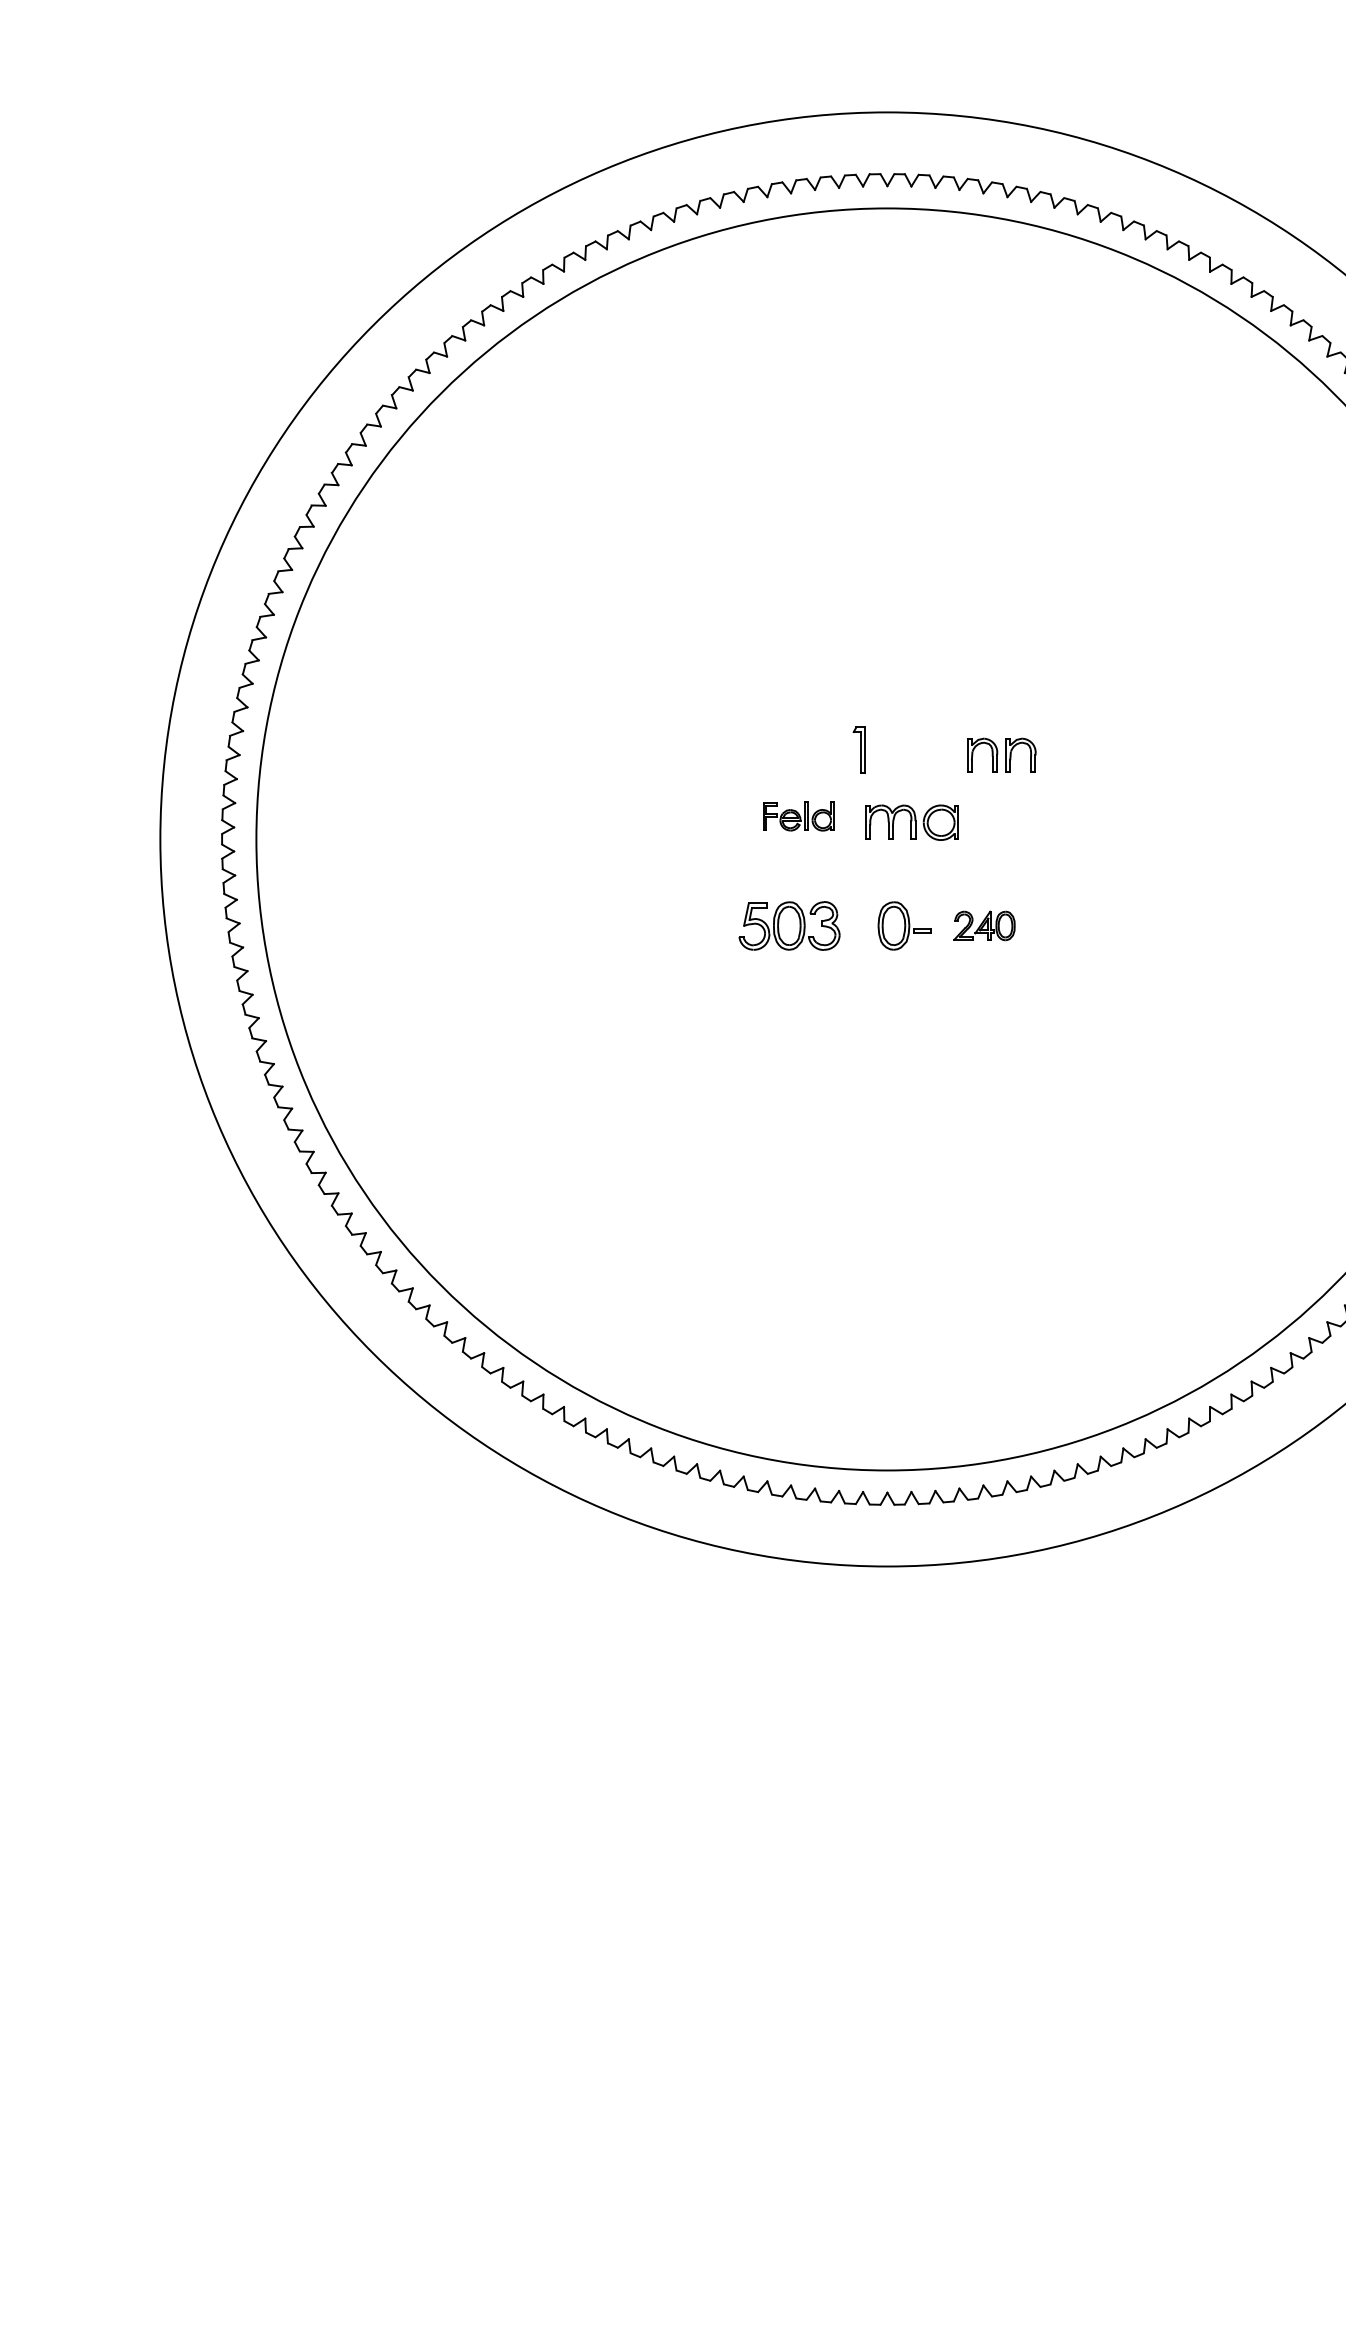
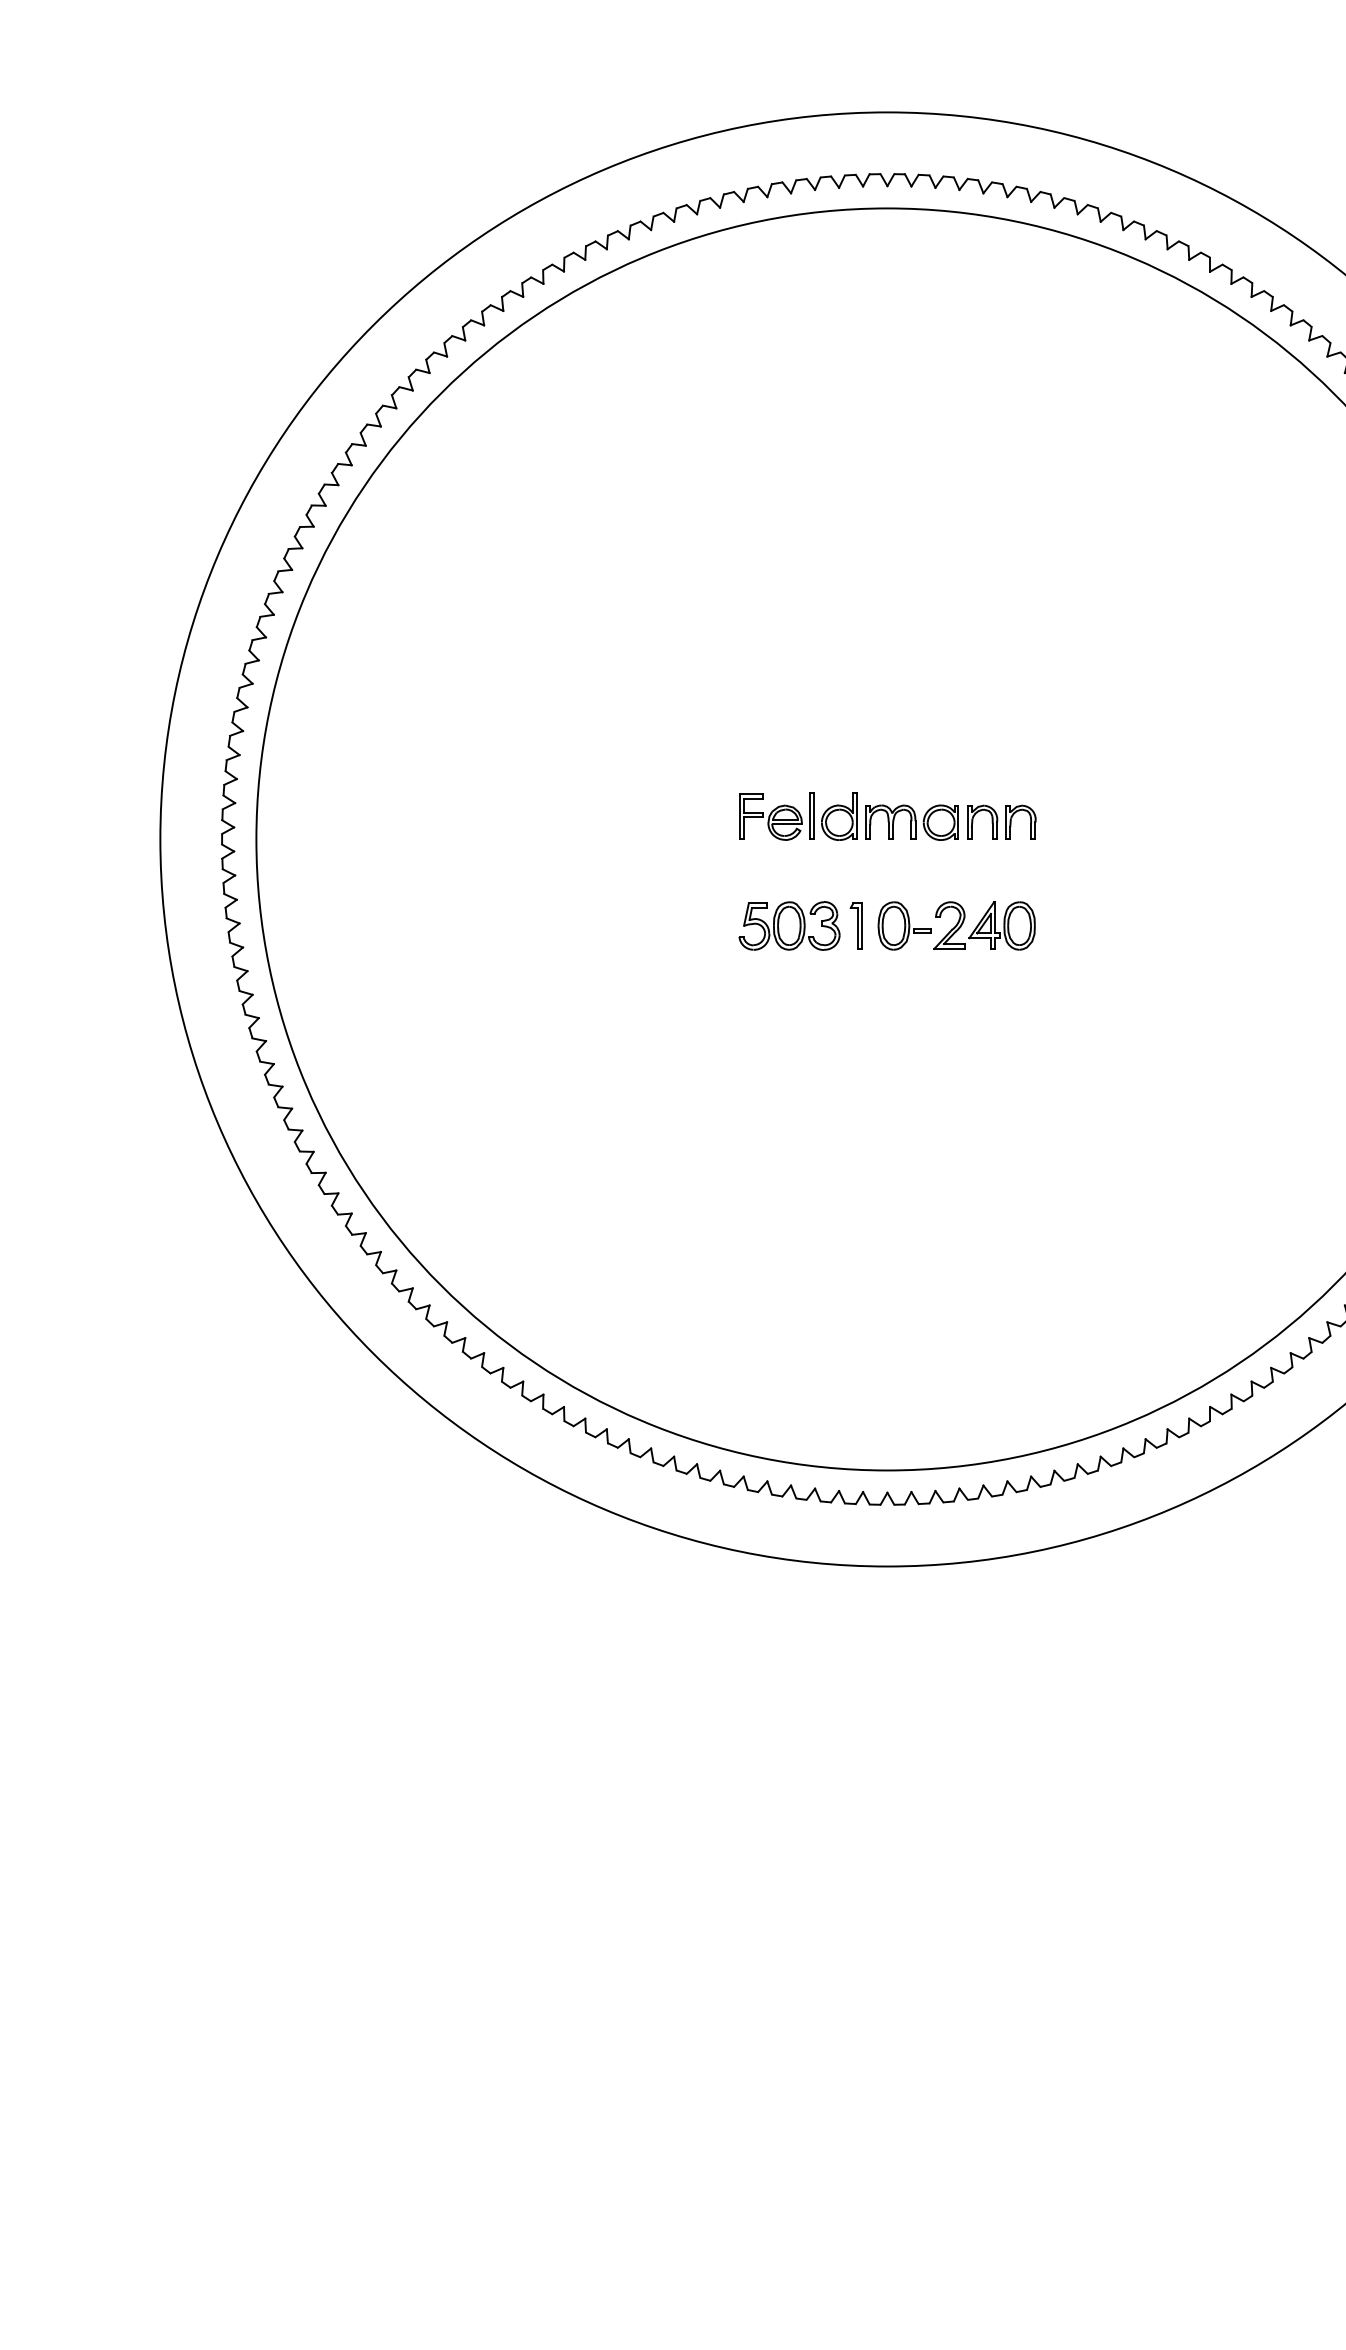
part position: (858, 749) -> (855, 925) (855, 925)
part position: (1001, 754) -> (1001, 821) (1001, 821)
part size: 72x31 px -> 119x49 px (798, 816)
part size: 63x32 px -> 103x50 px (984, 925)
